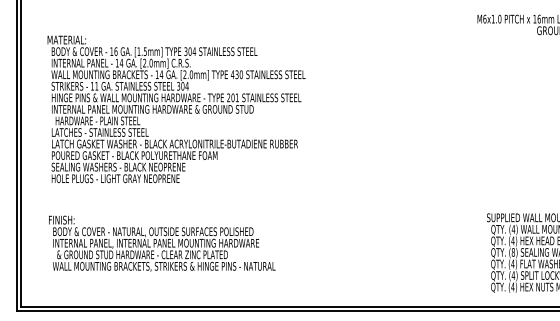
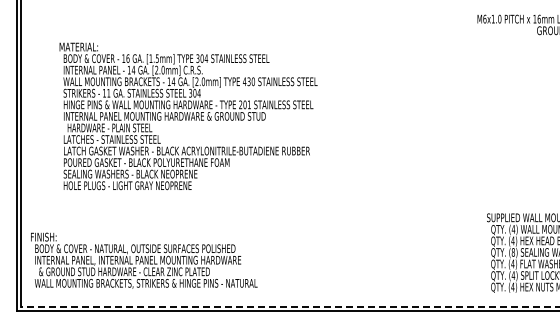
text position: (176, 109) -> (188, 116) (188, 116)
text position: (162, 243) -> (144, 260) (144, 260)
line: solid -> dashed (290, 306)
